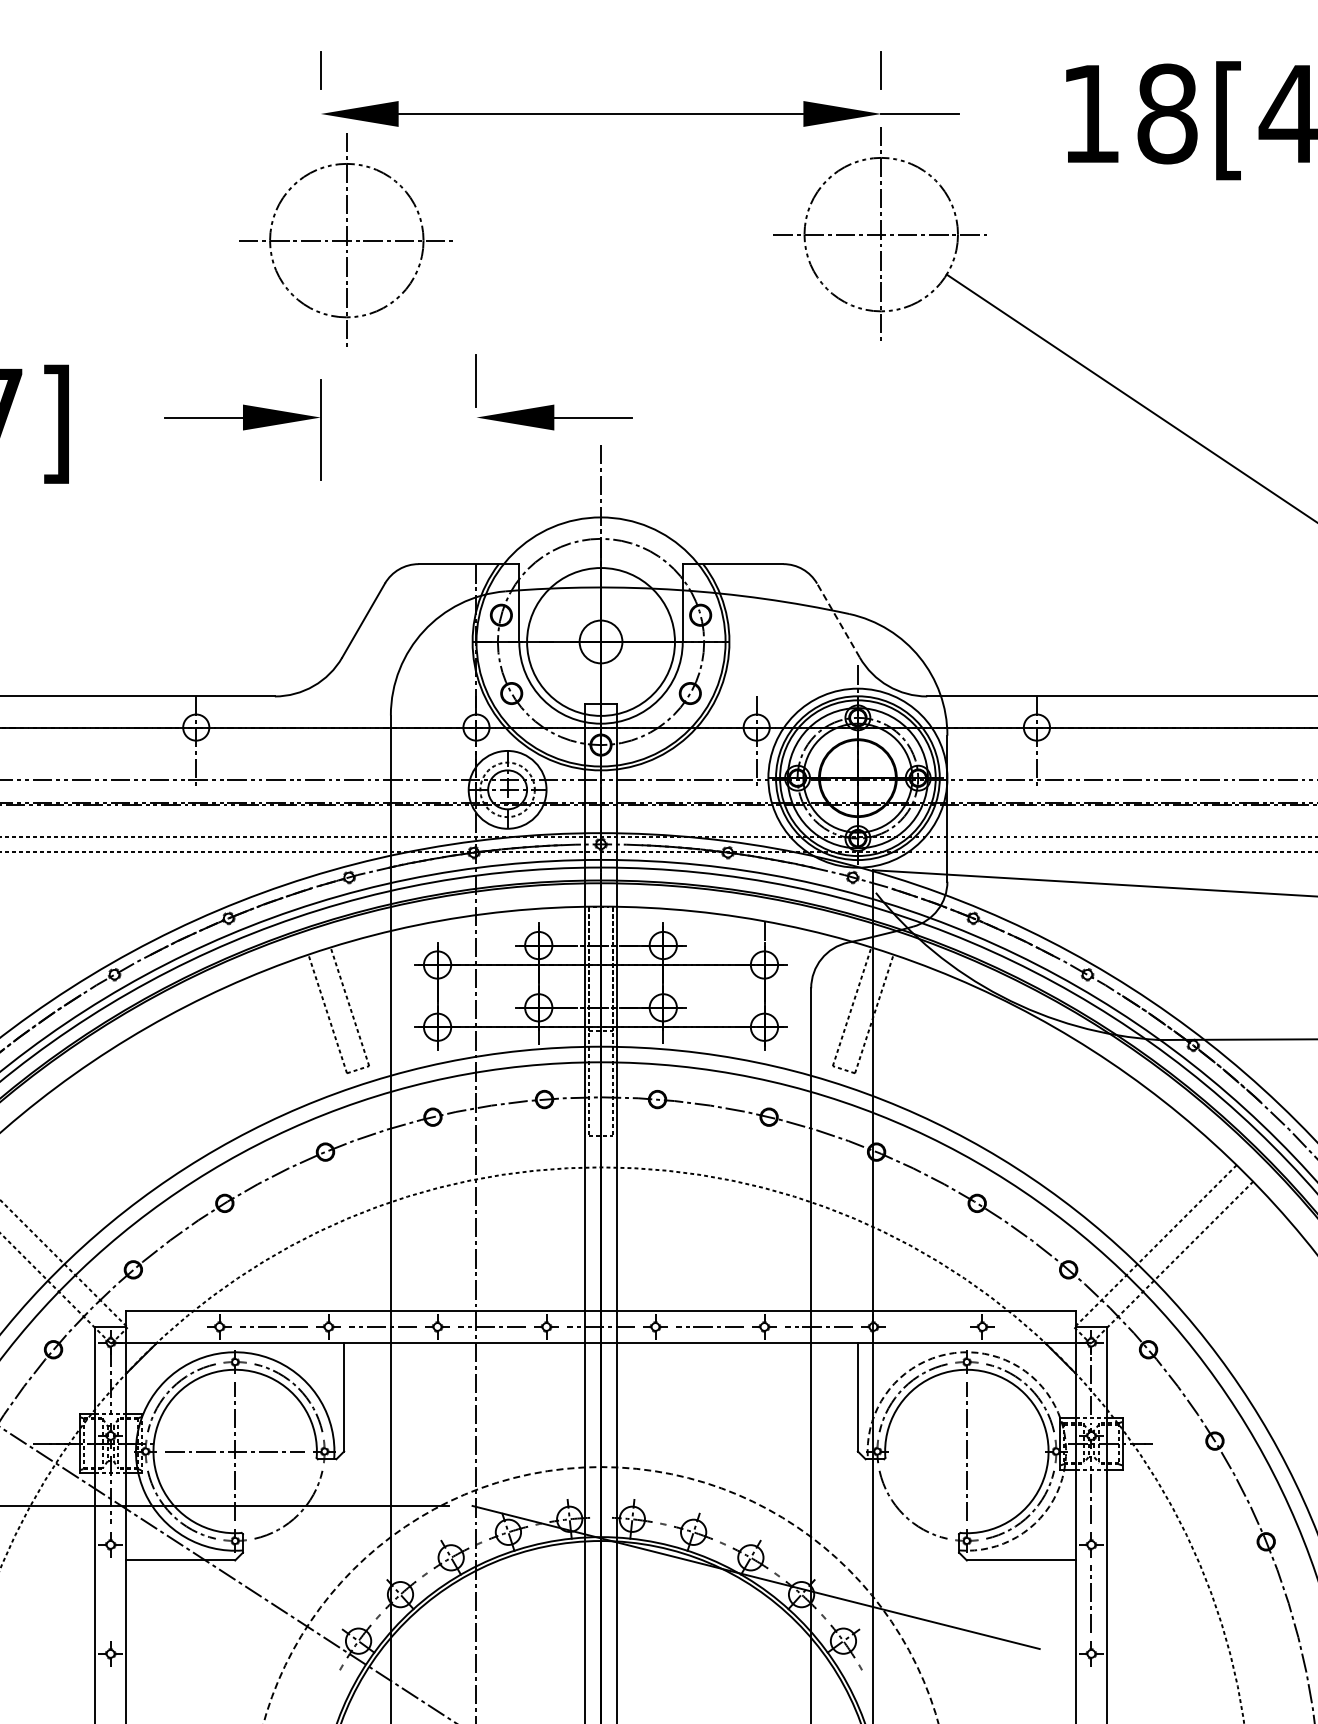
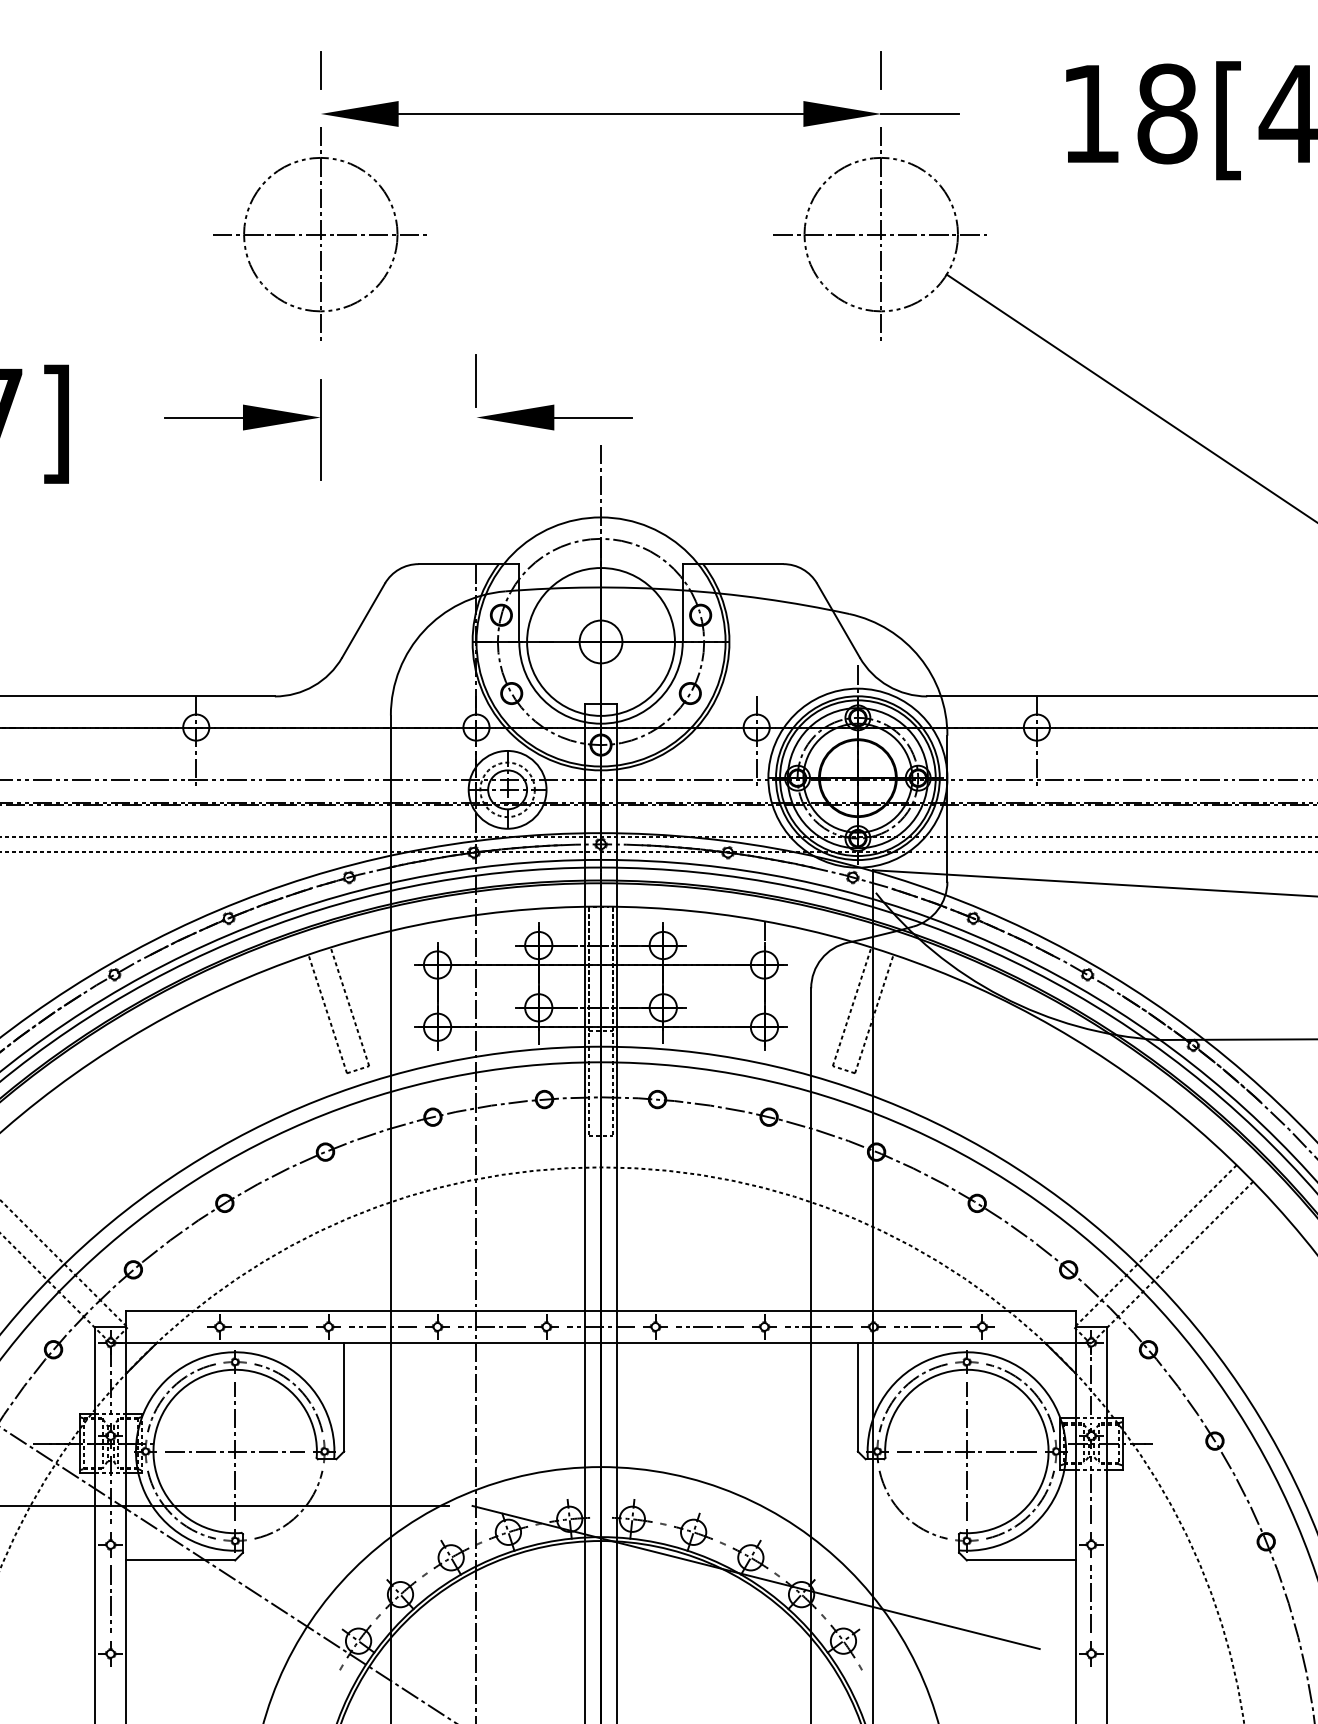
part position: (345, 239) -> (319, 233) (319, 233)
line: dashed -> solid (838, 620)
line: none -> present (927, 1326)
arc: dashed -> solid (1037, 1381)
line: none -> present (966, 1451)
circle: dashed -> solid (600, 1595)
line: none -> present (110, 1598)
